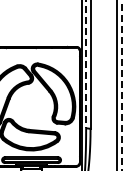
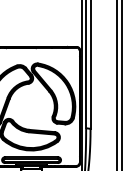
line: dashed -> solid (86, 64)
line: dashed -> solid (121, 85)
